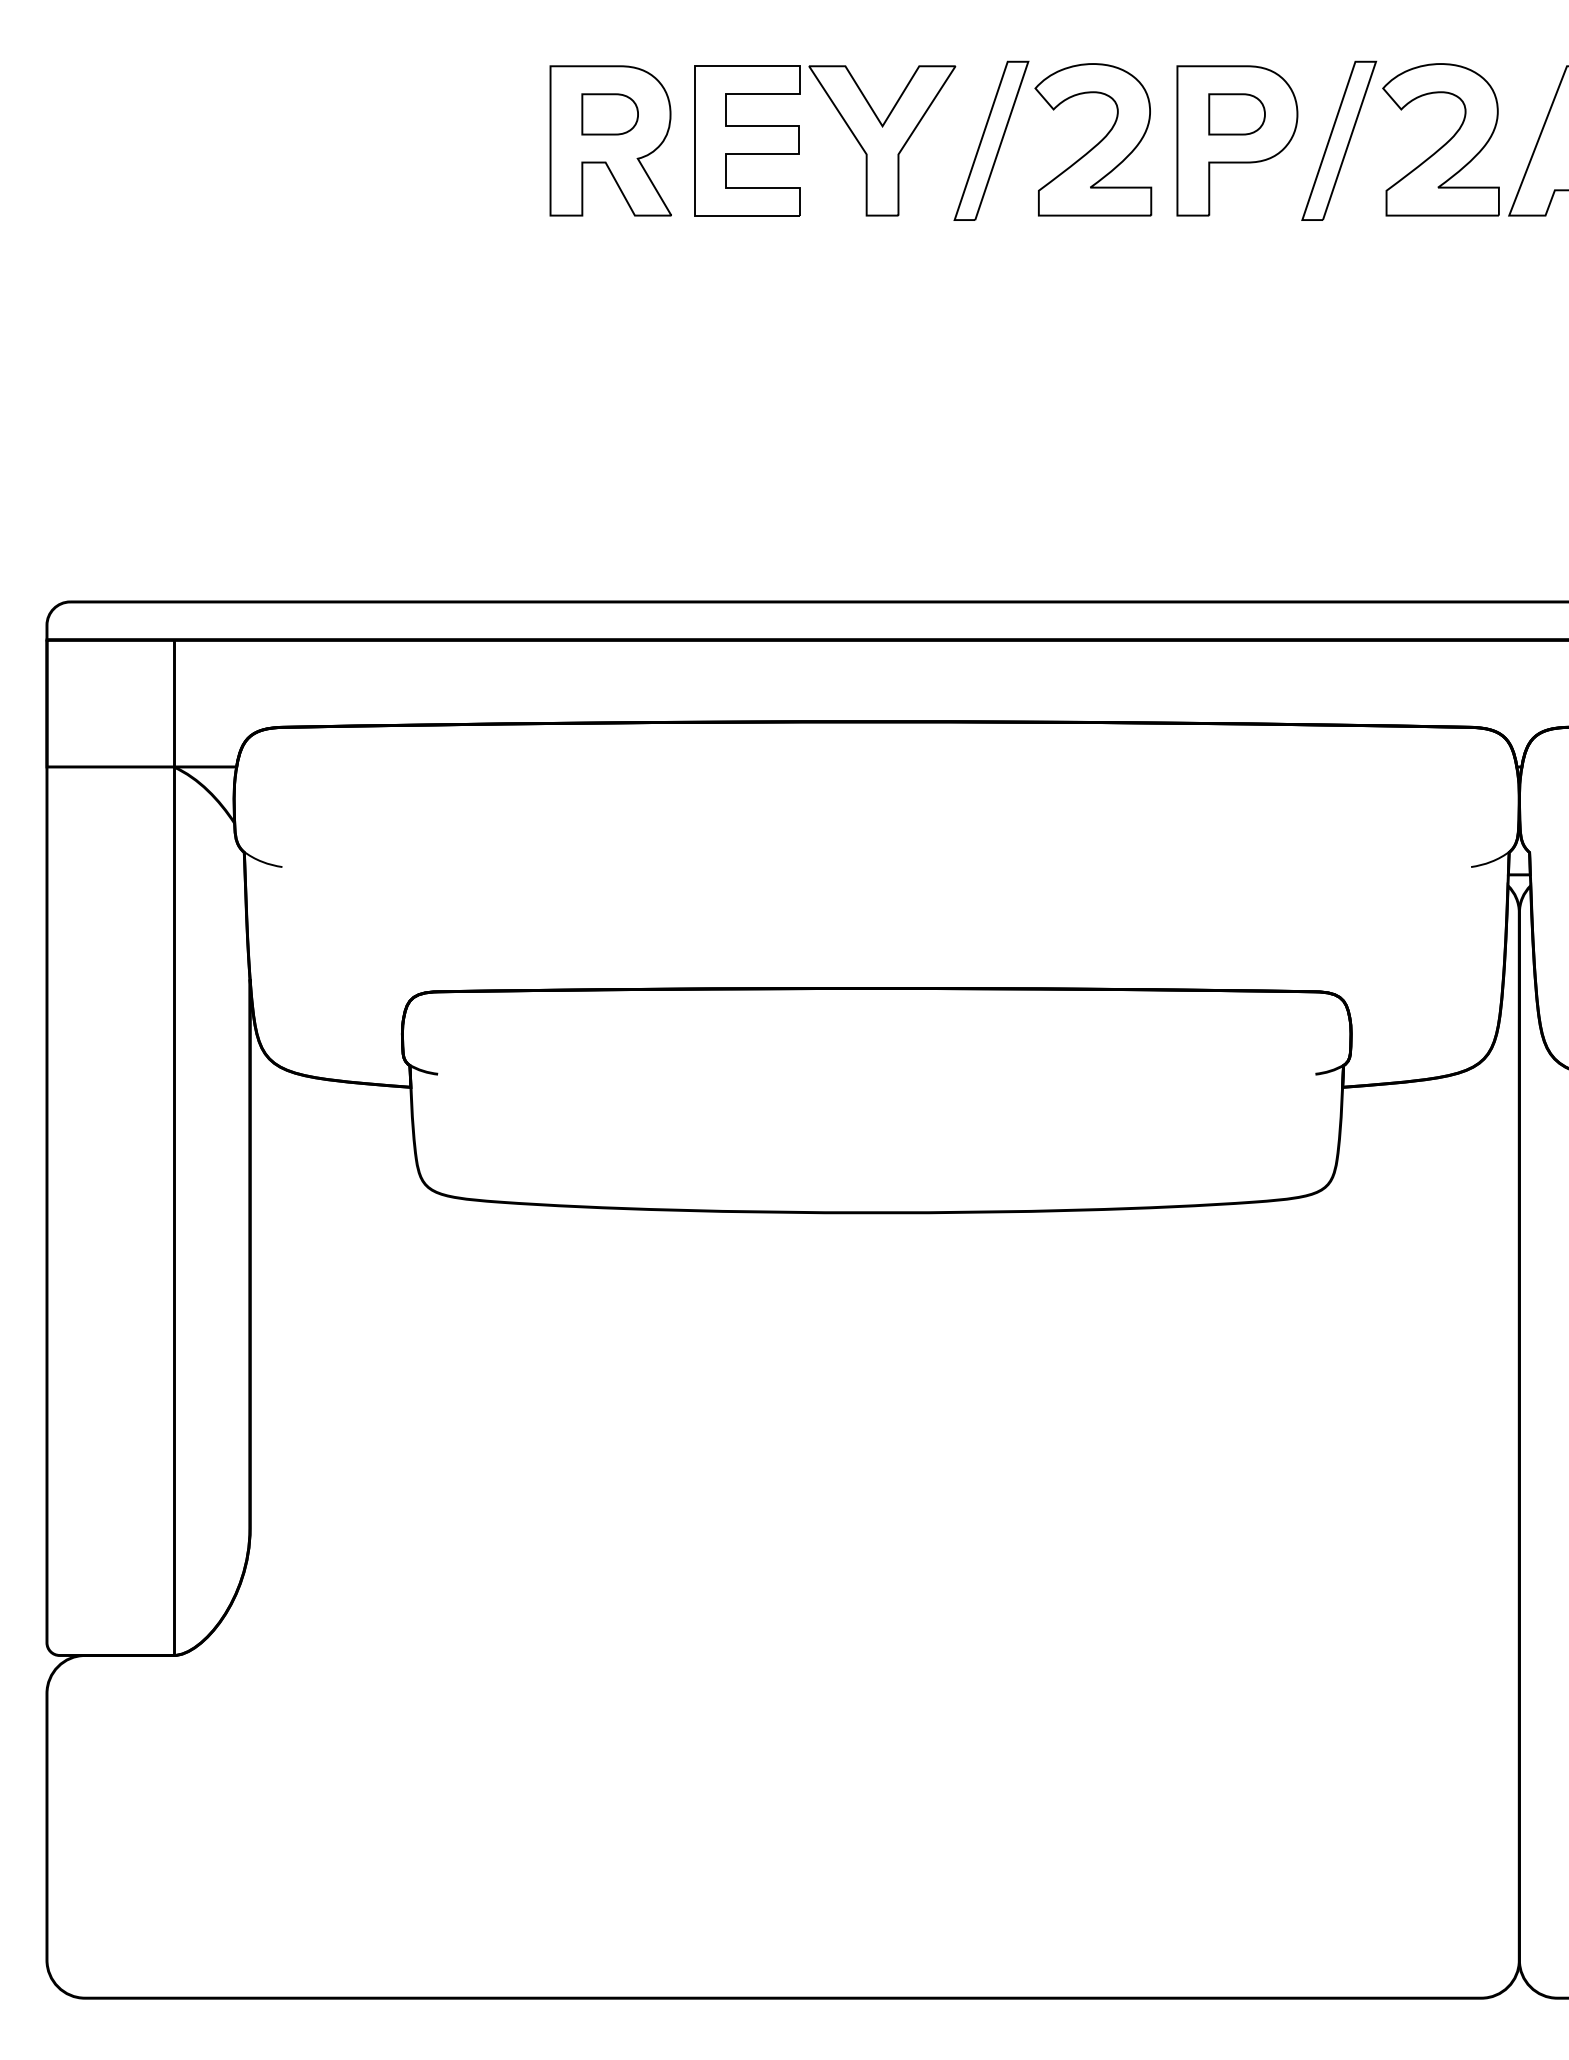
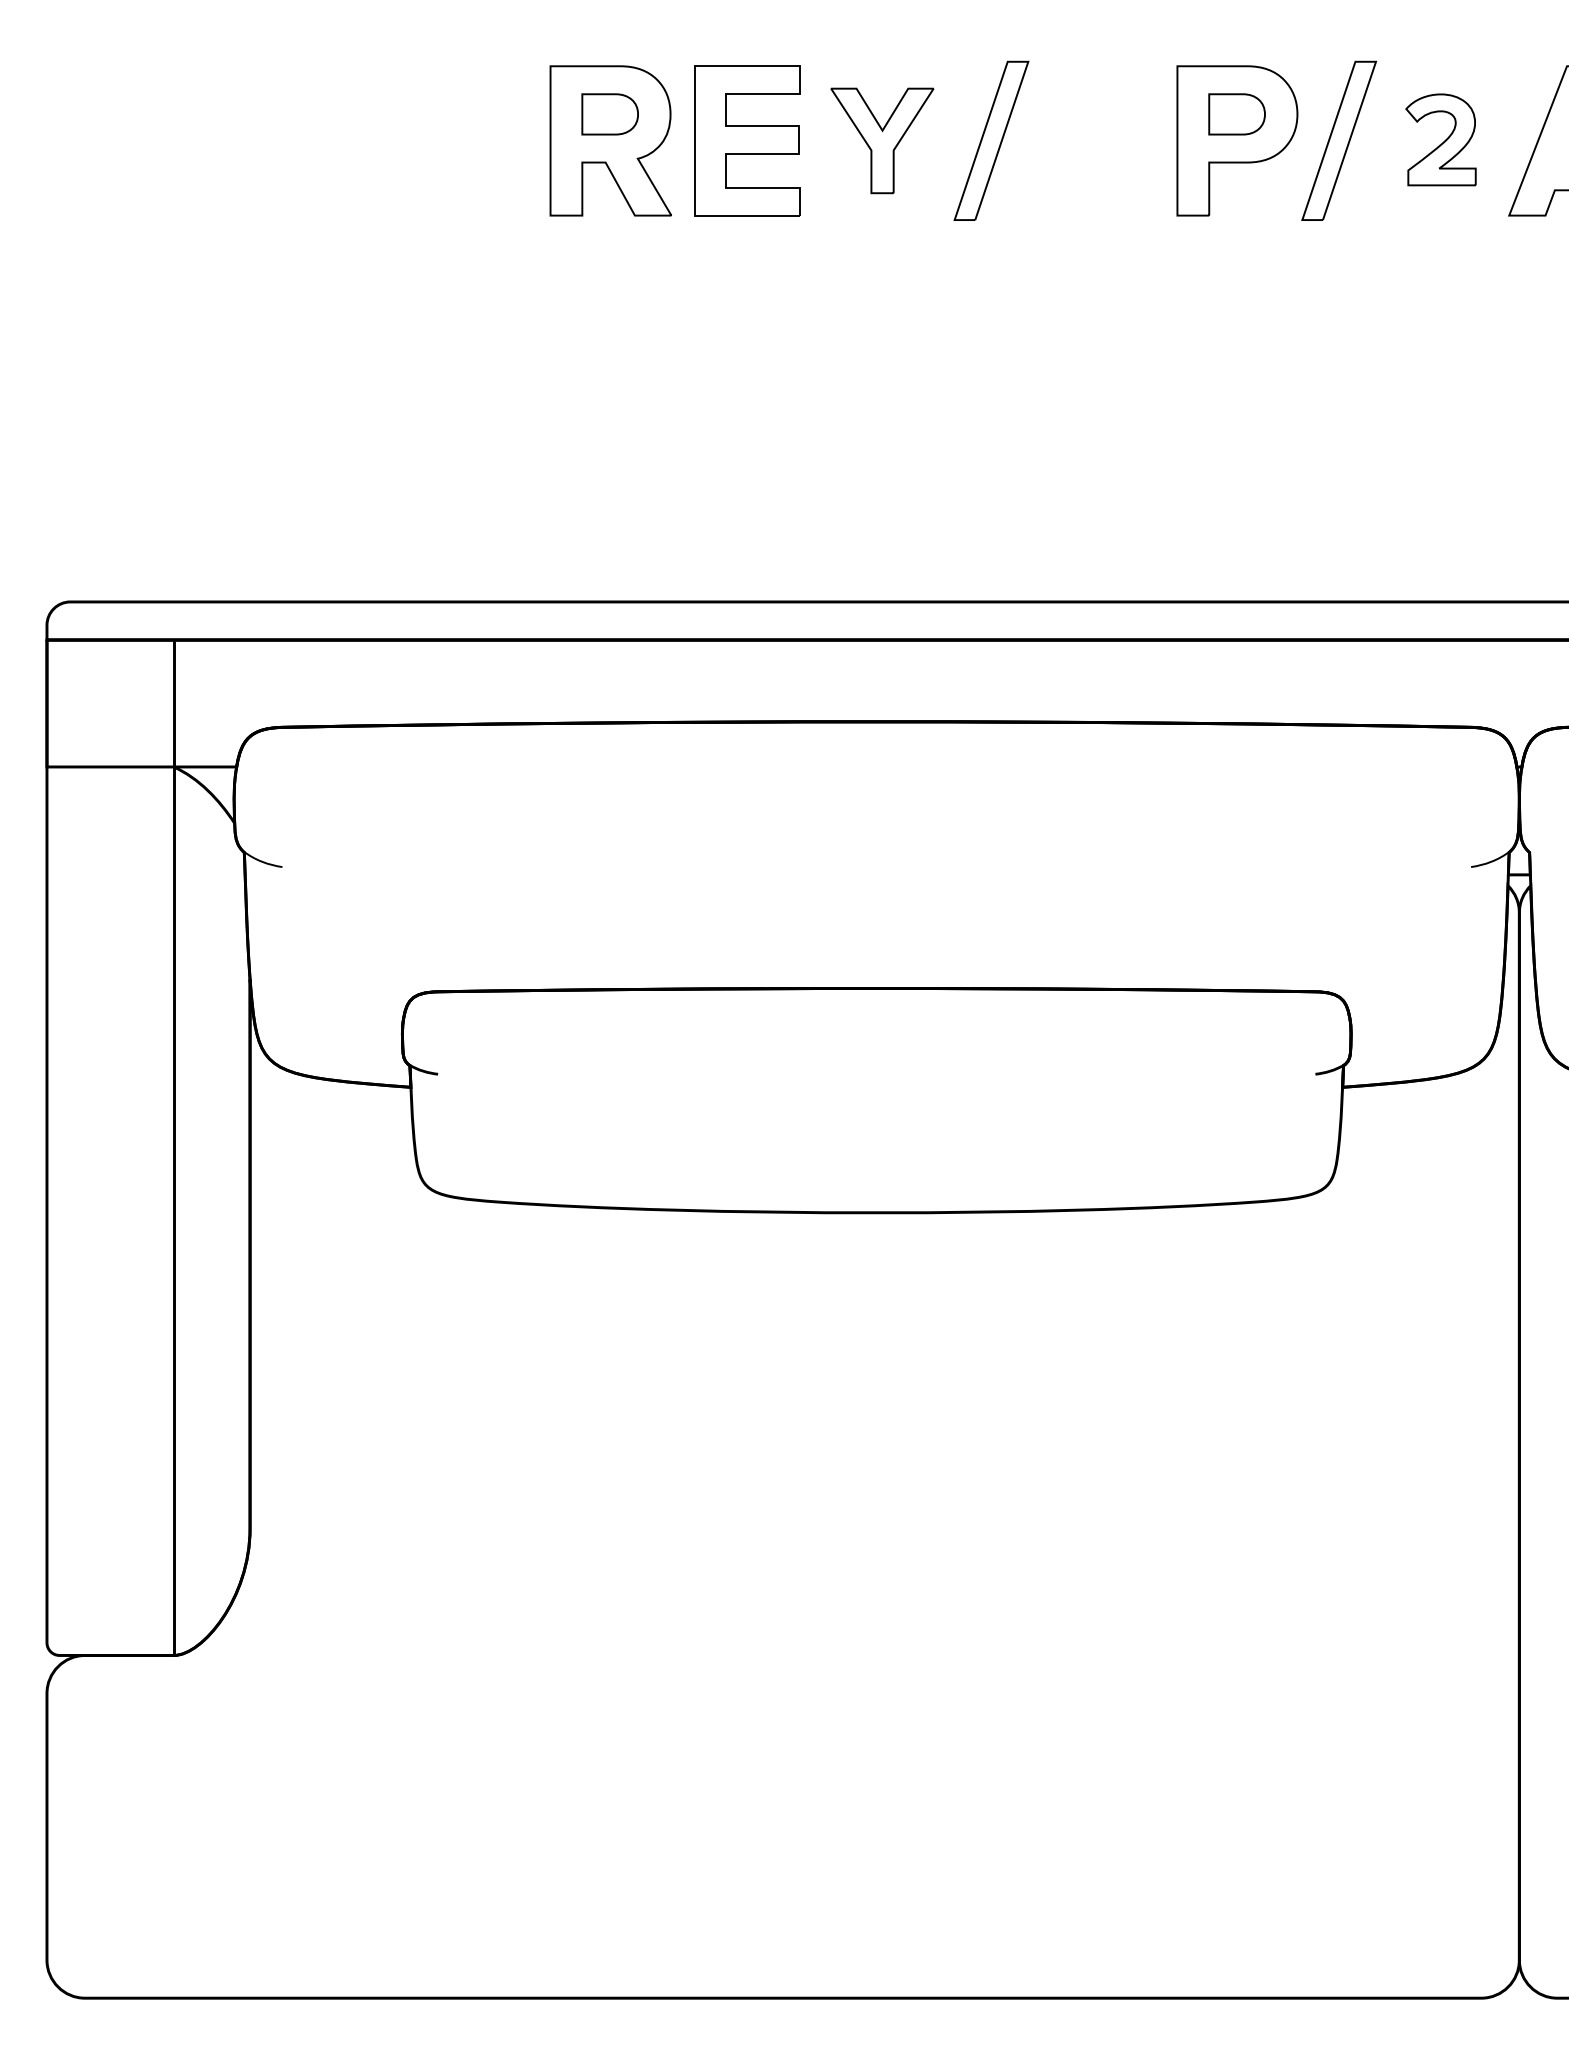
part: present -> none (1093, 139)
part size: 118x154 px -> 72x94 px (1440, 139)
part size: 149x152 px -> 105x108 px (882, 140)
